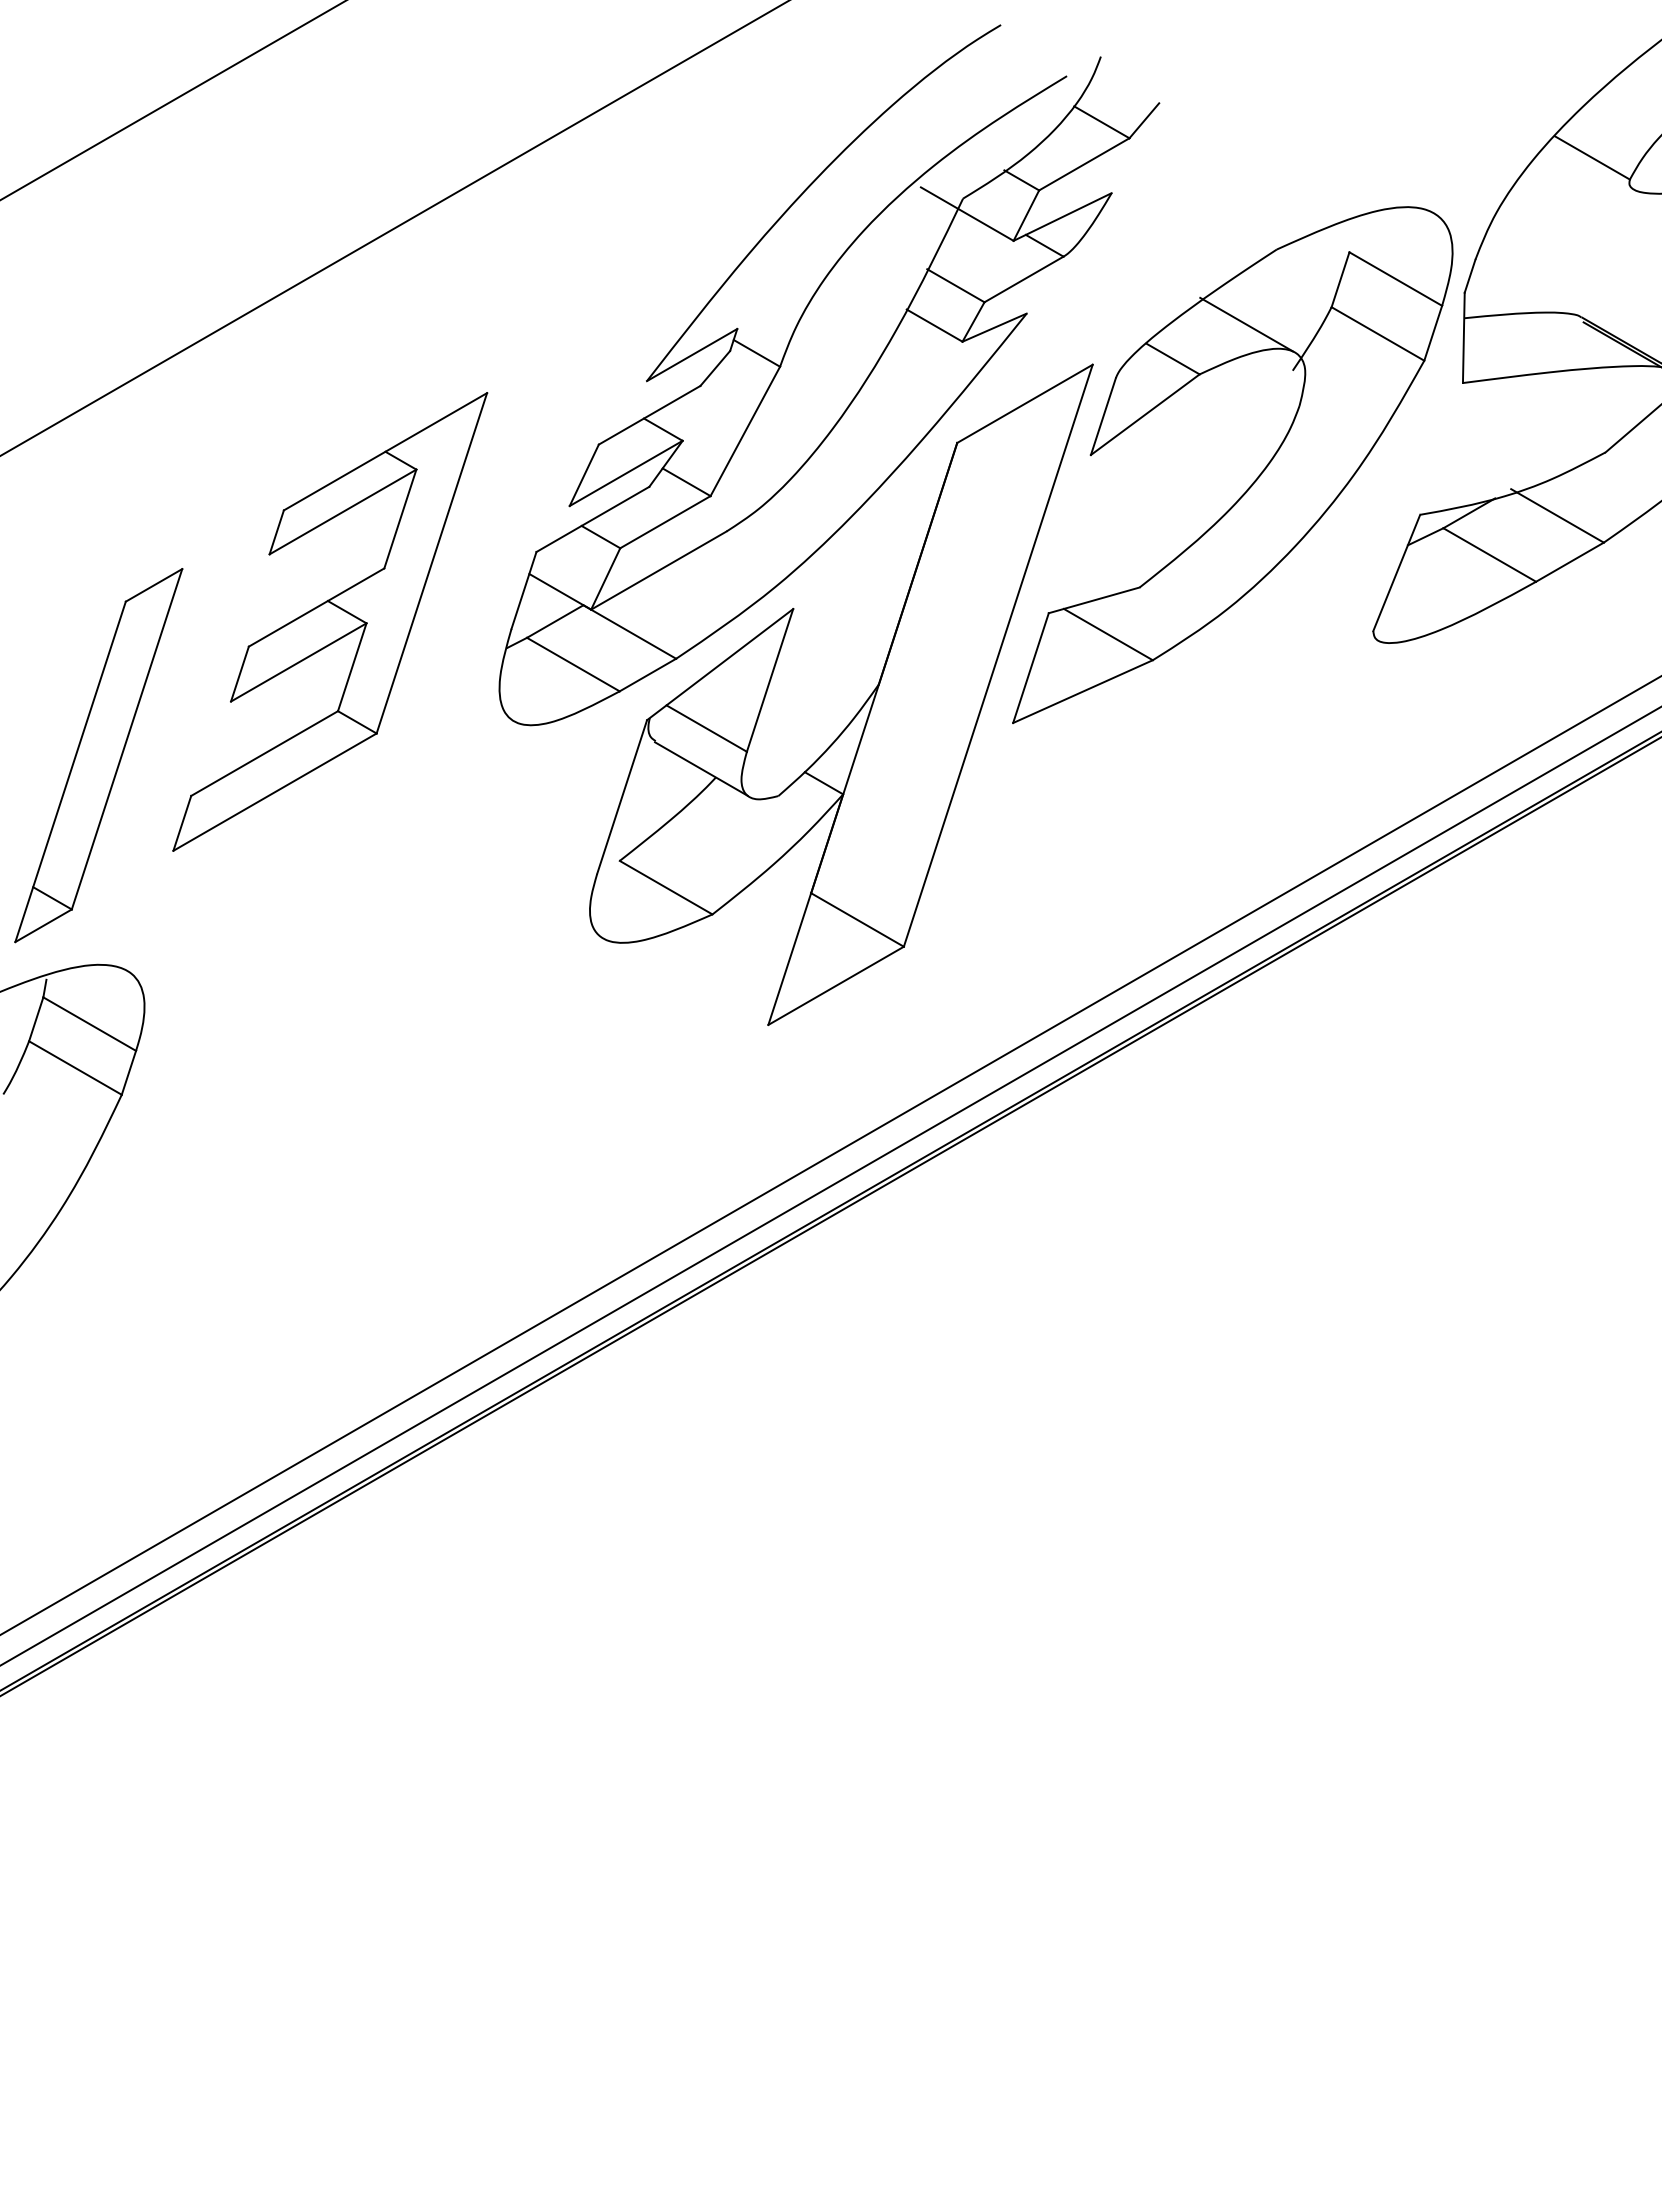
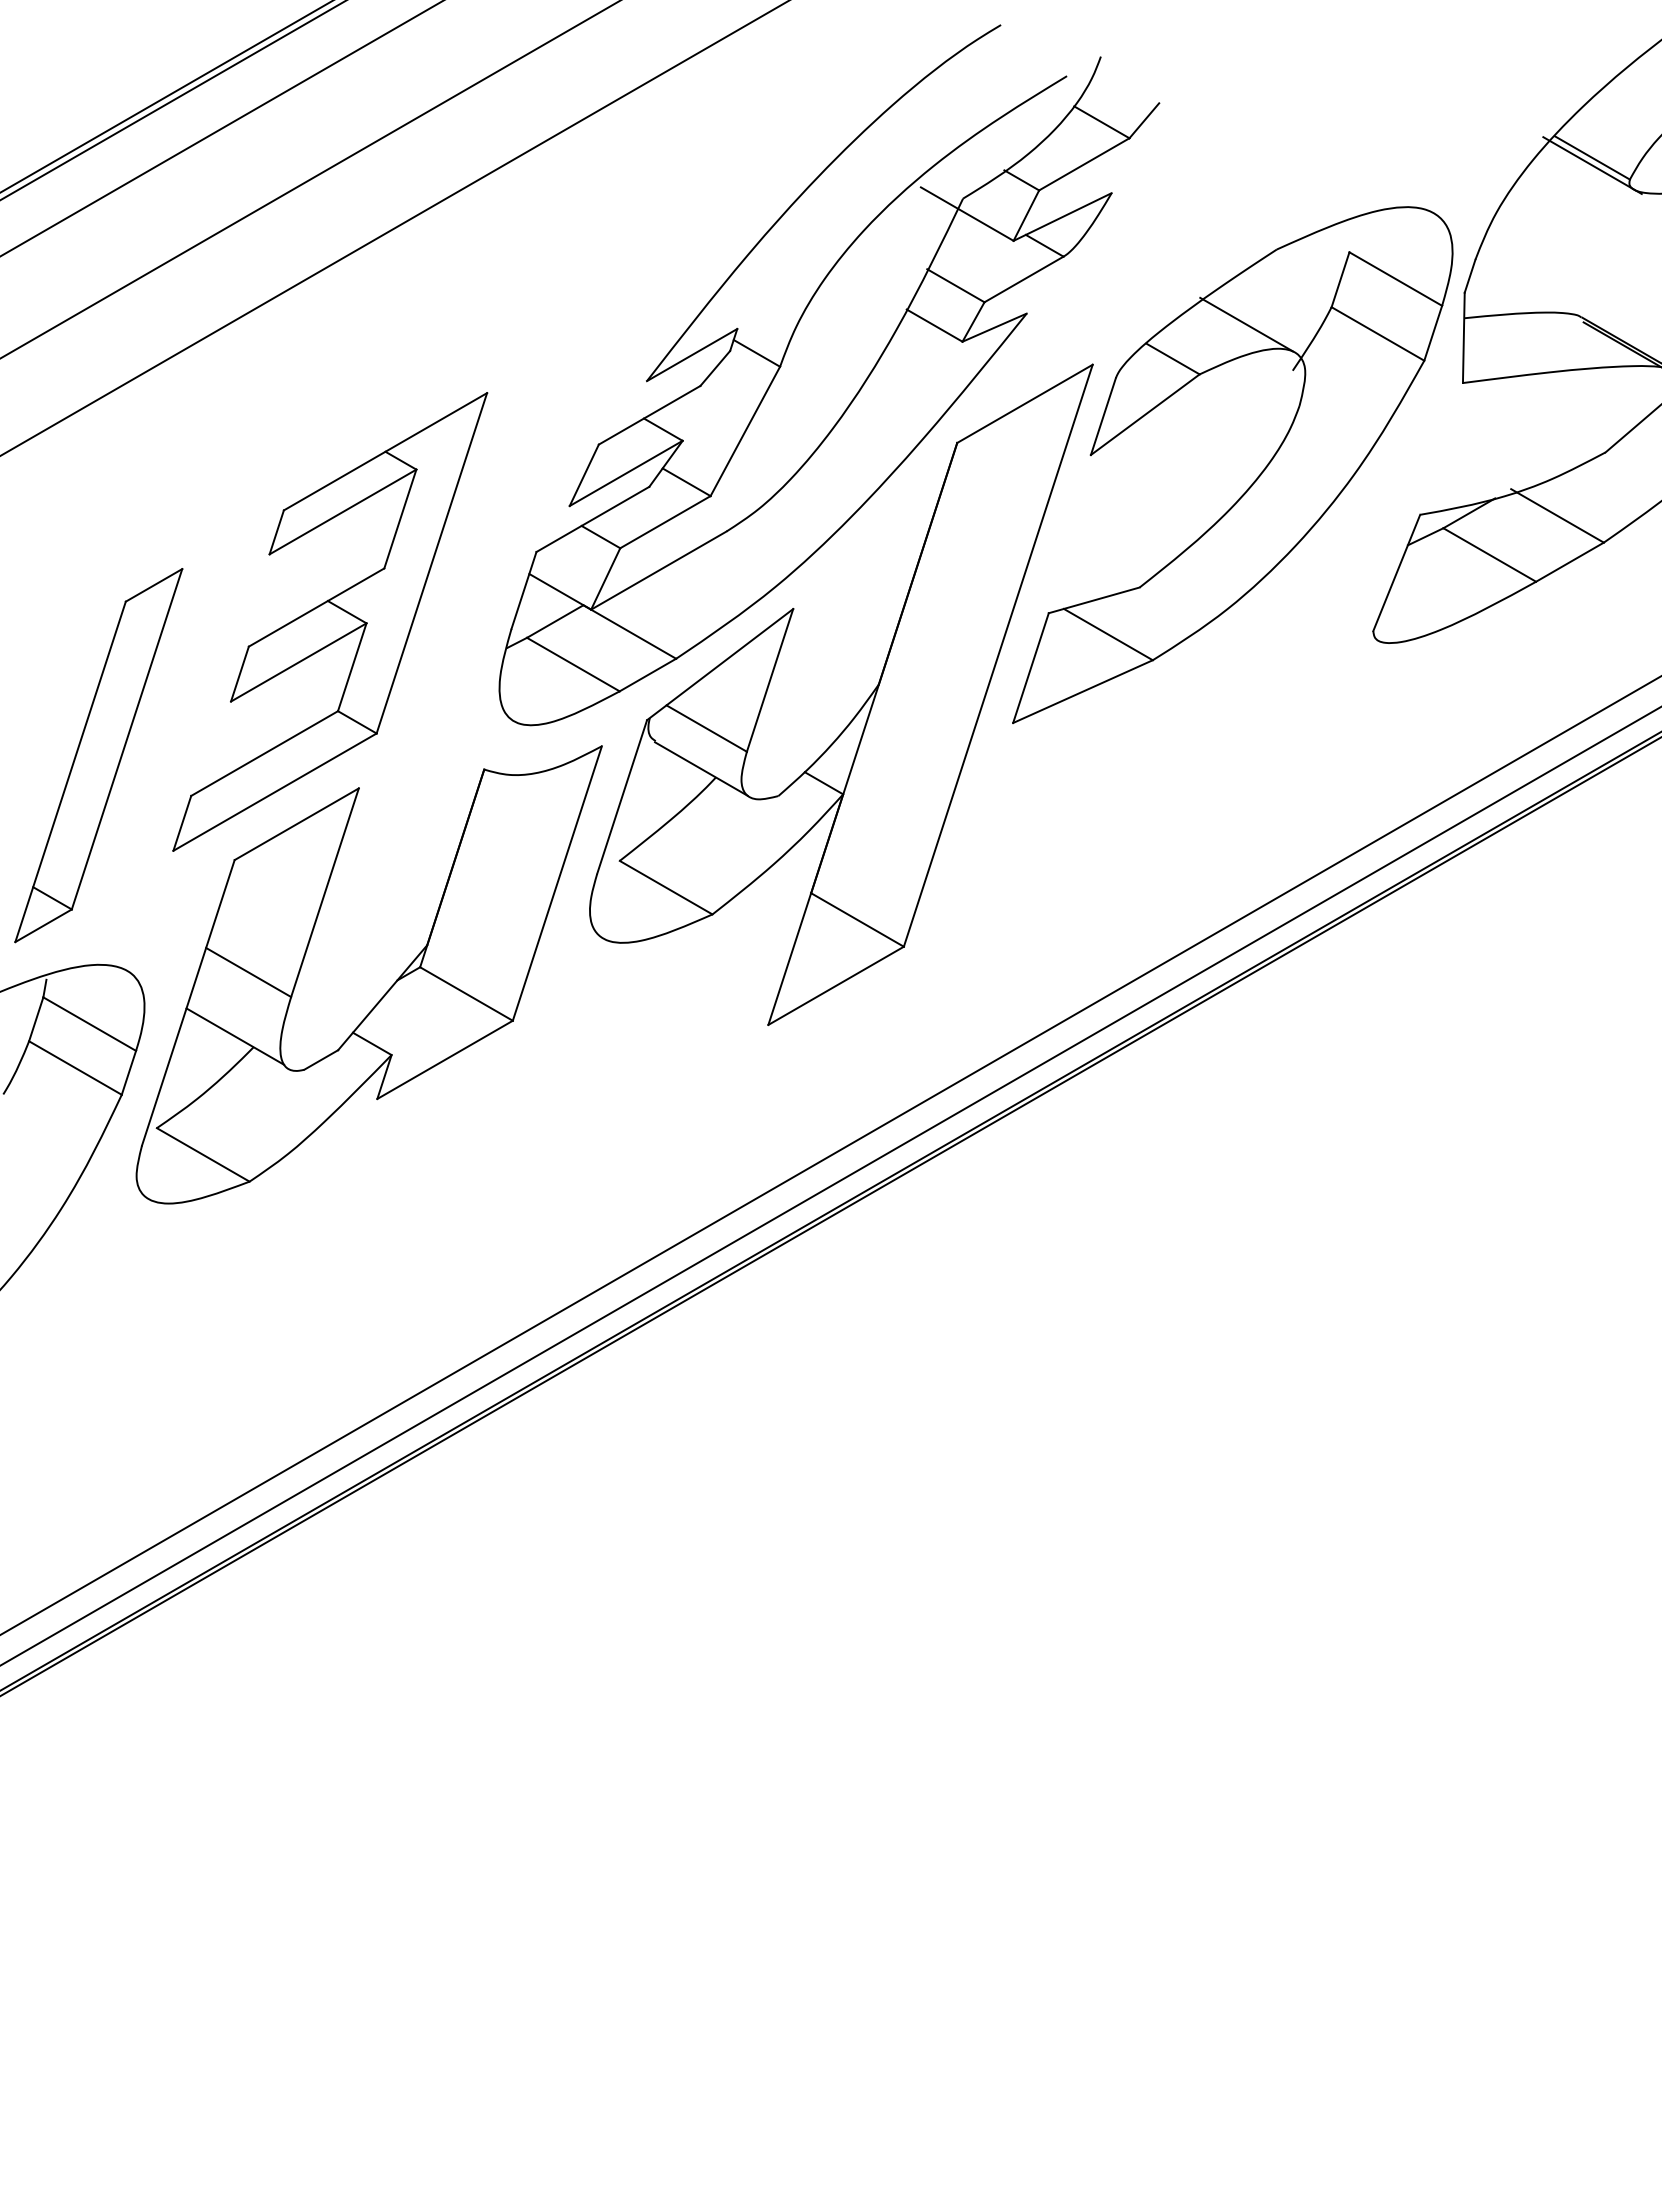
line: none -> present (166, 96)
line: none -> present (221, 128)
line: none -> present (1592, 165)
line: none -> present (309, 179)
part: none -> present (386, 991)
